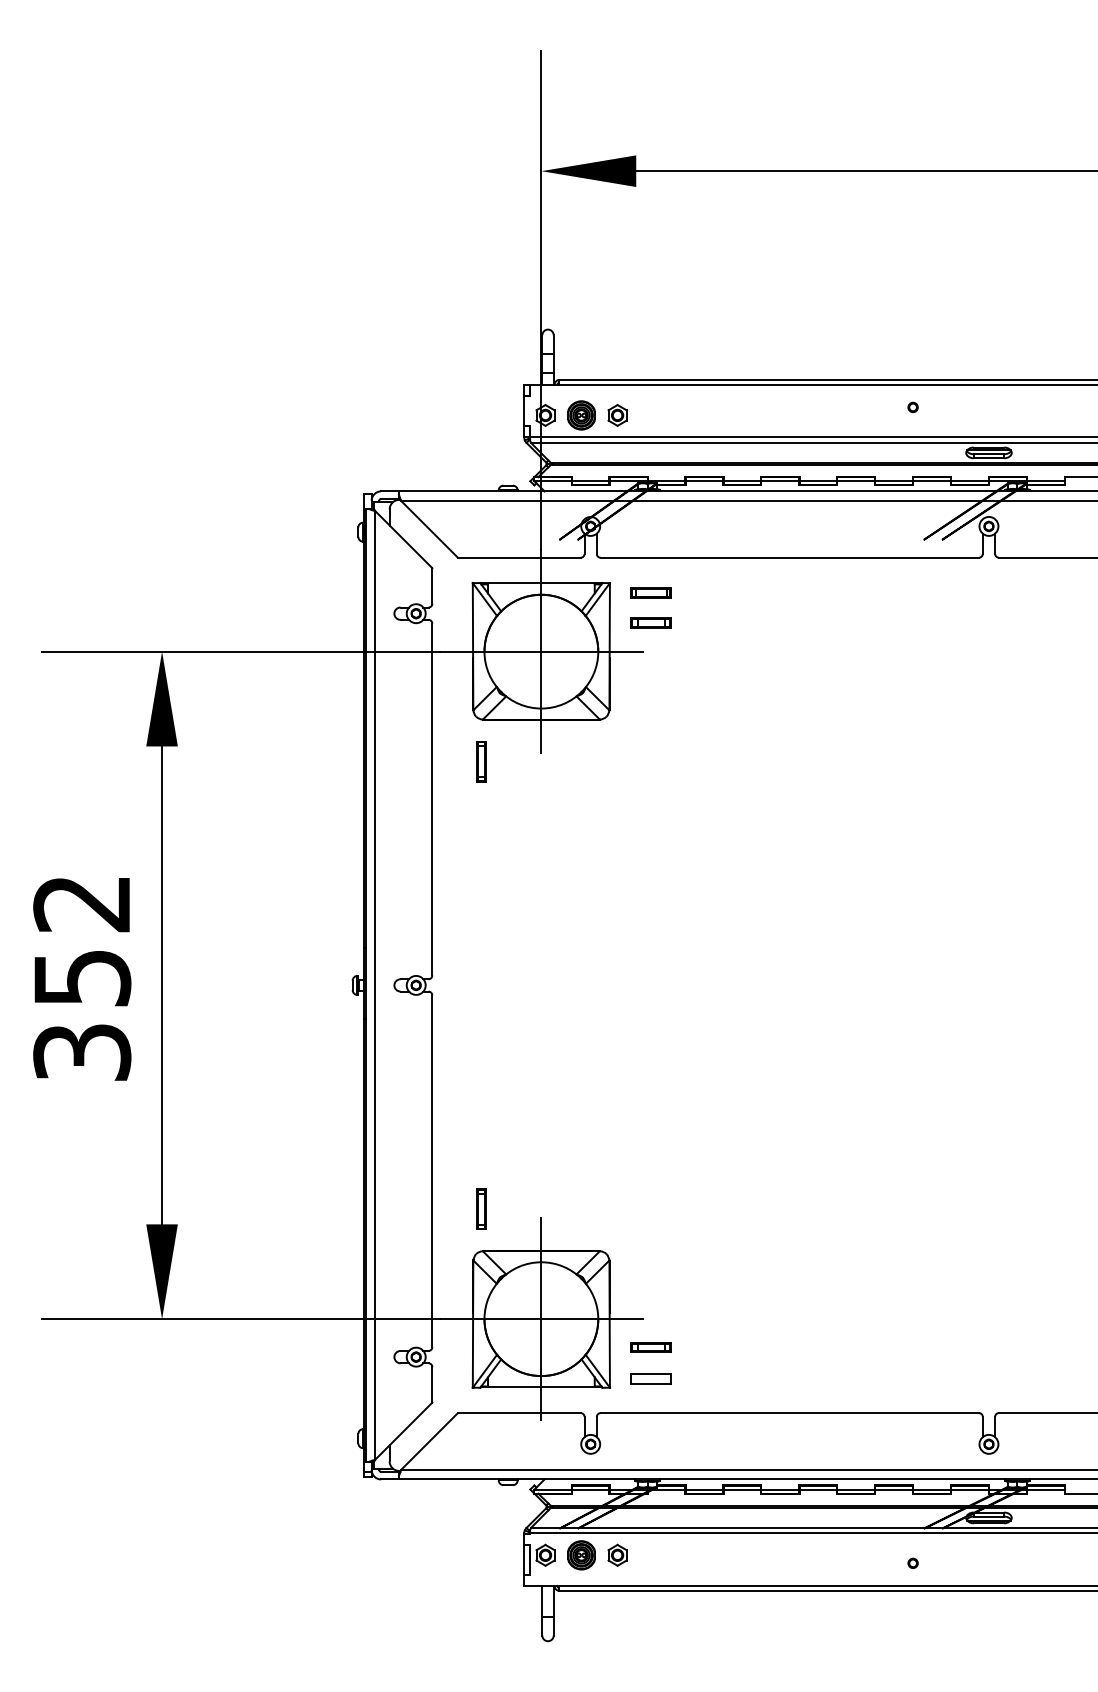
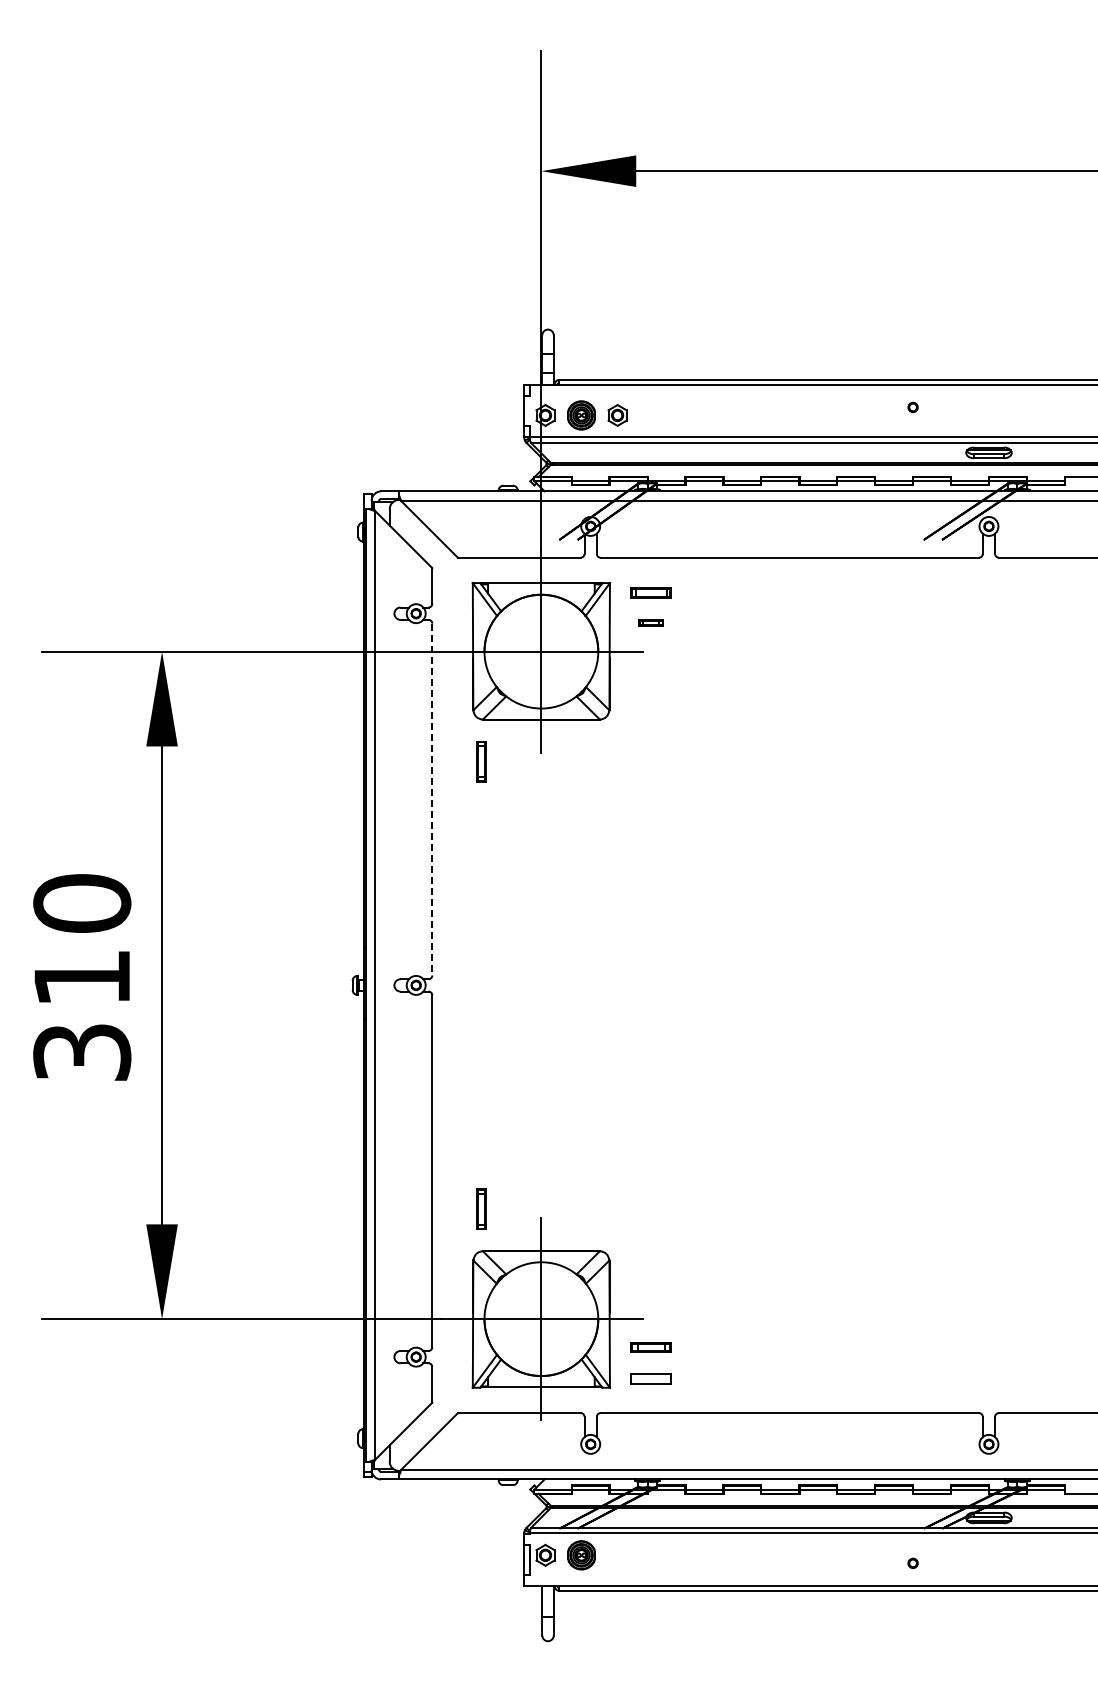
part size: 42x12 px -> 26x8 px (650, 622)
line: solid -> dashed (432, 799)
text: 352 -> 310 (82, 940)
part: present -> none (617, 1554)
